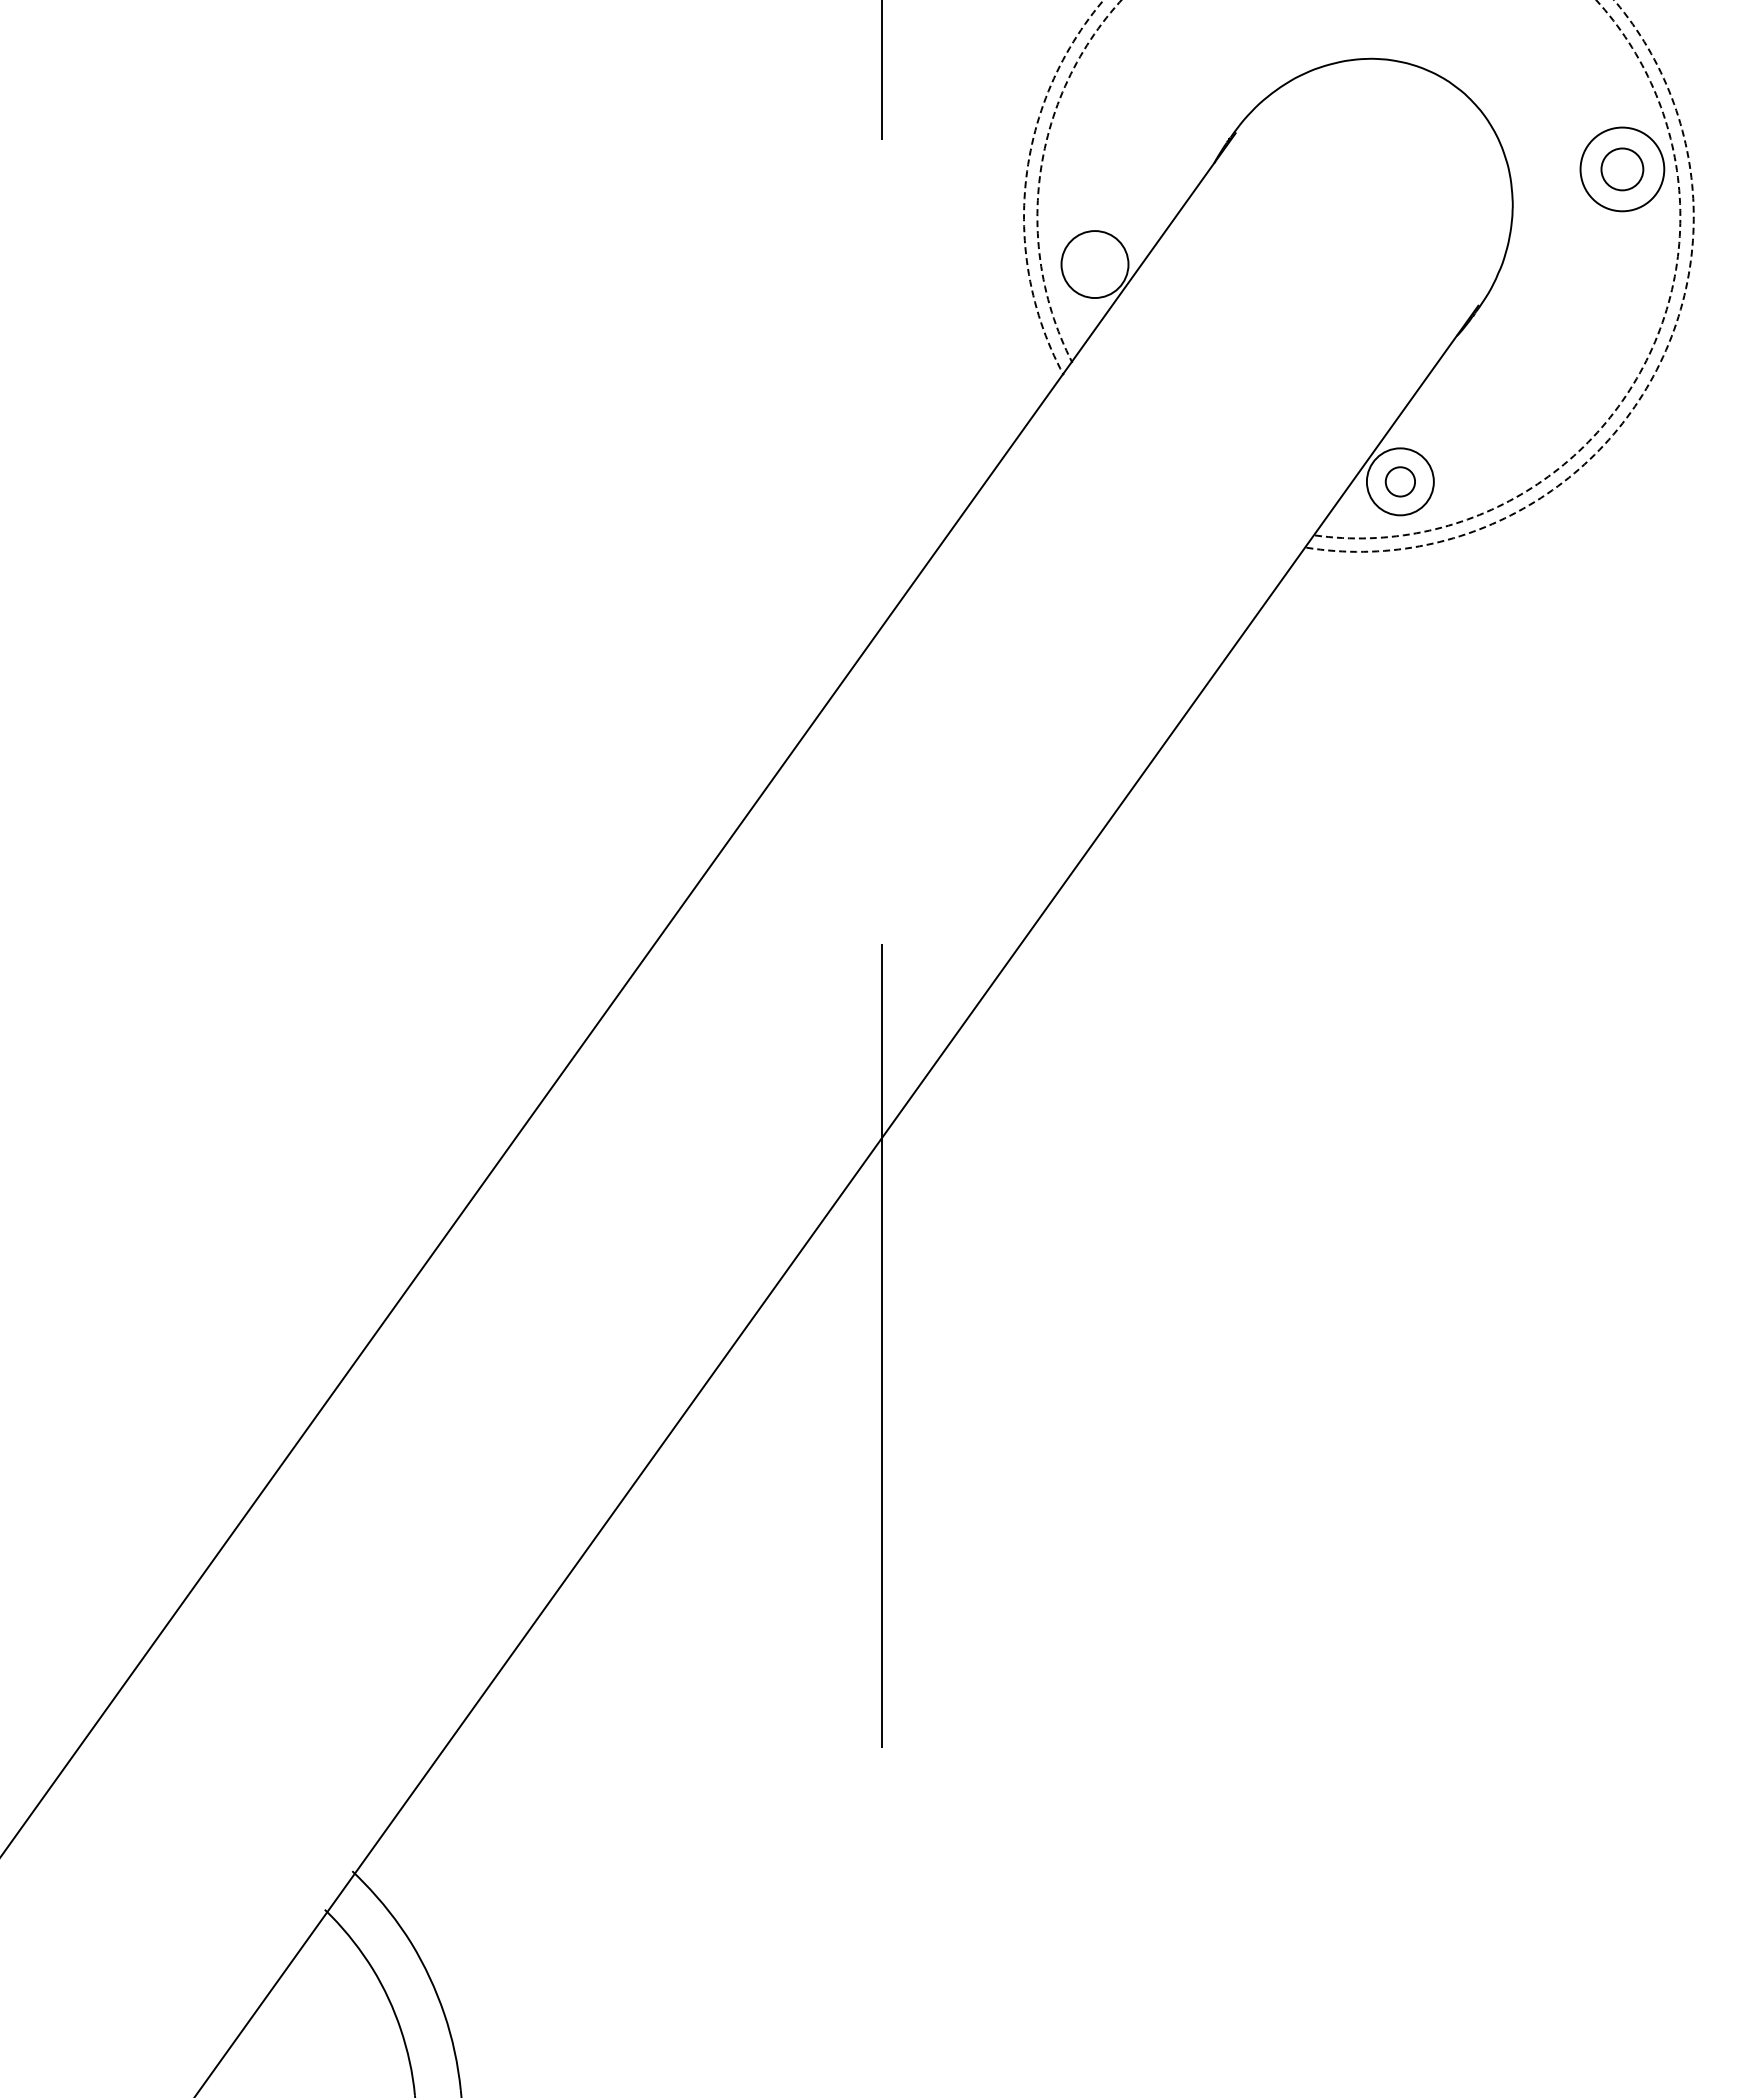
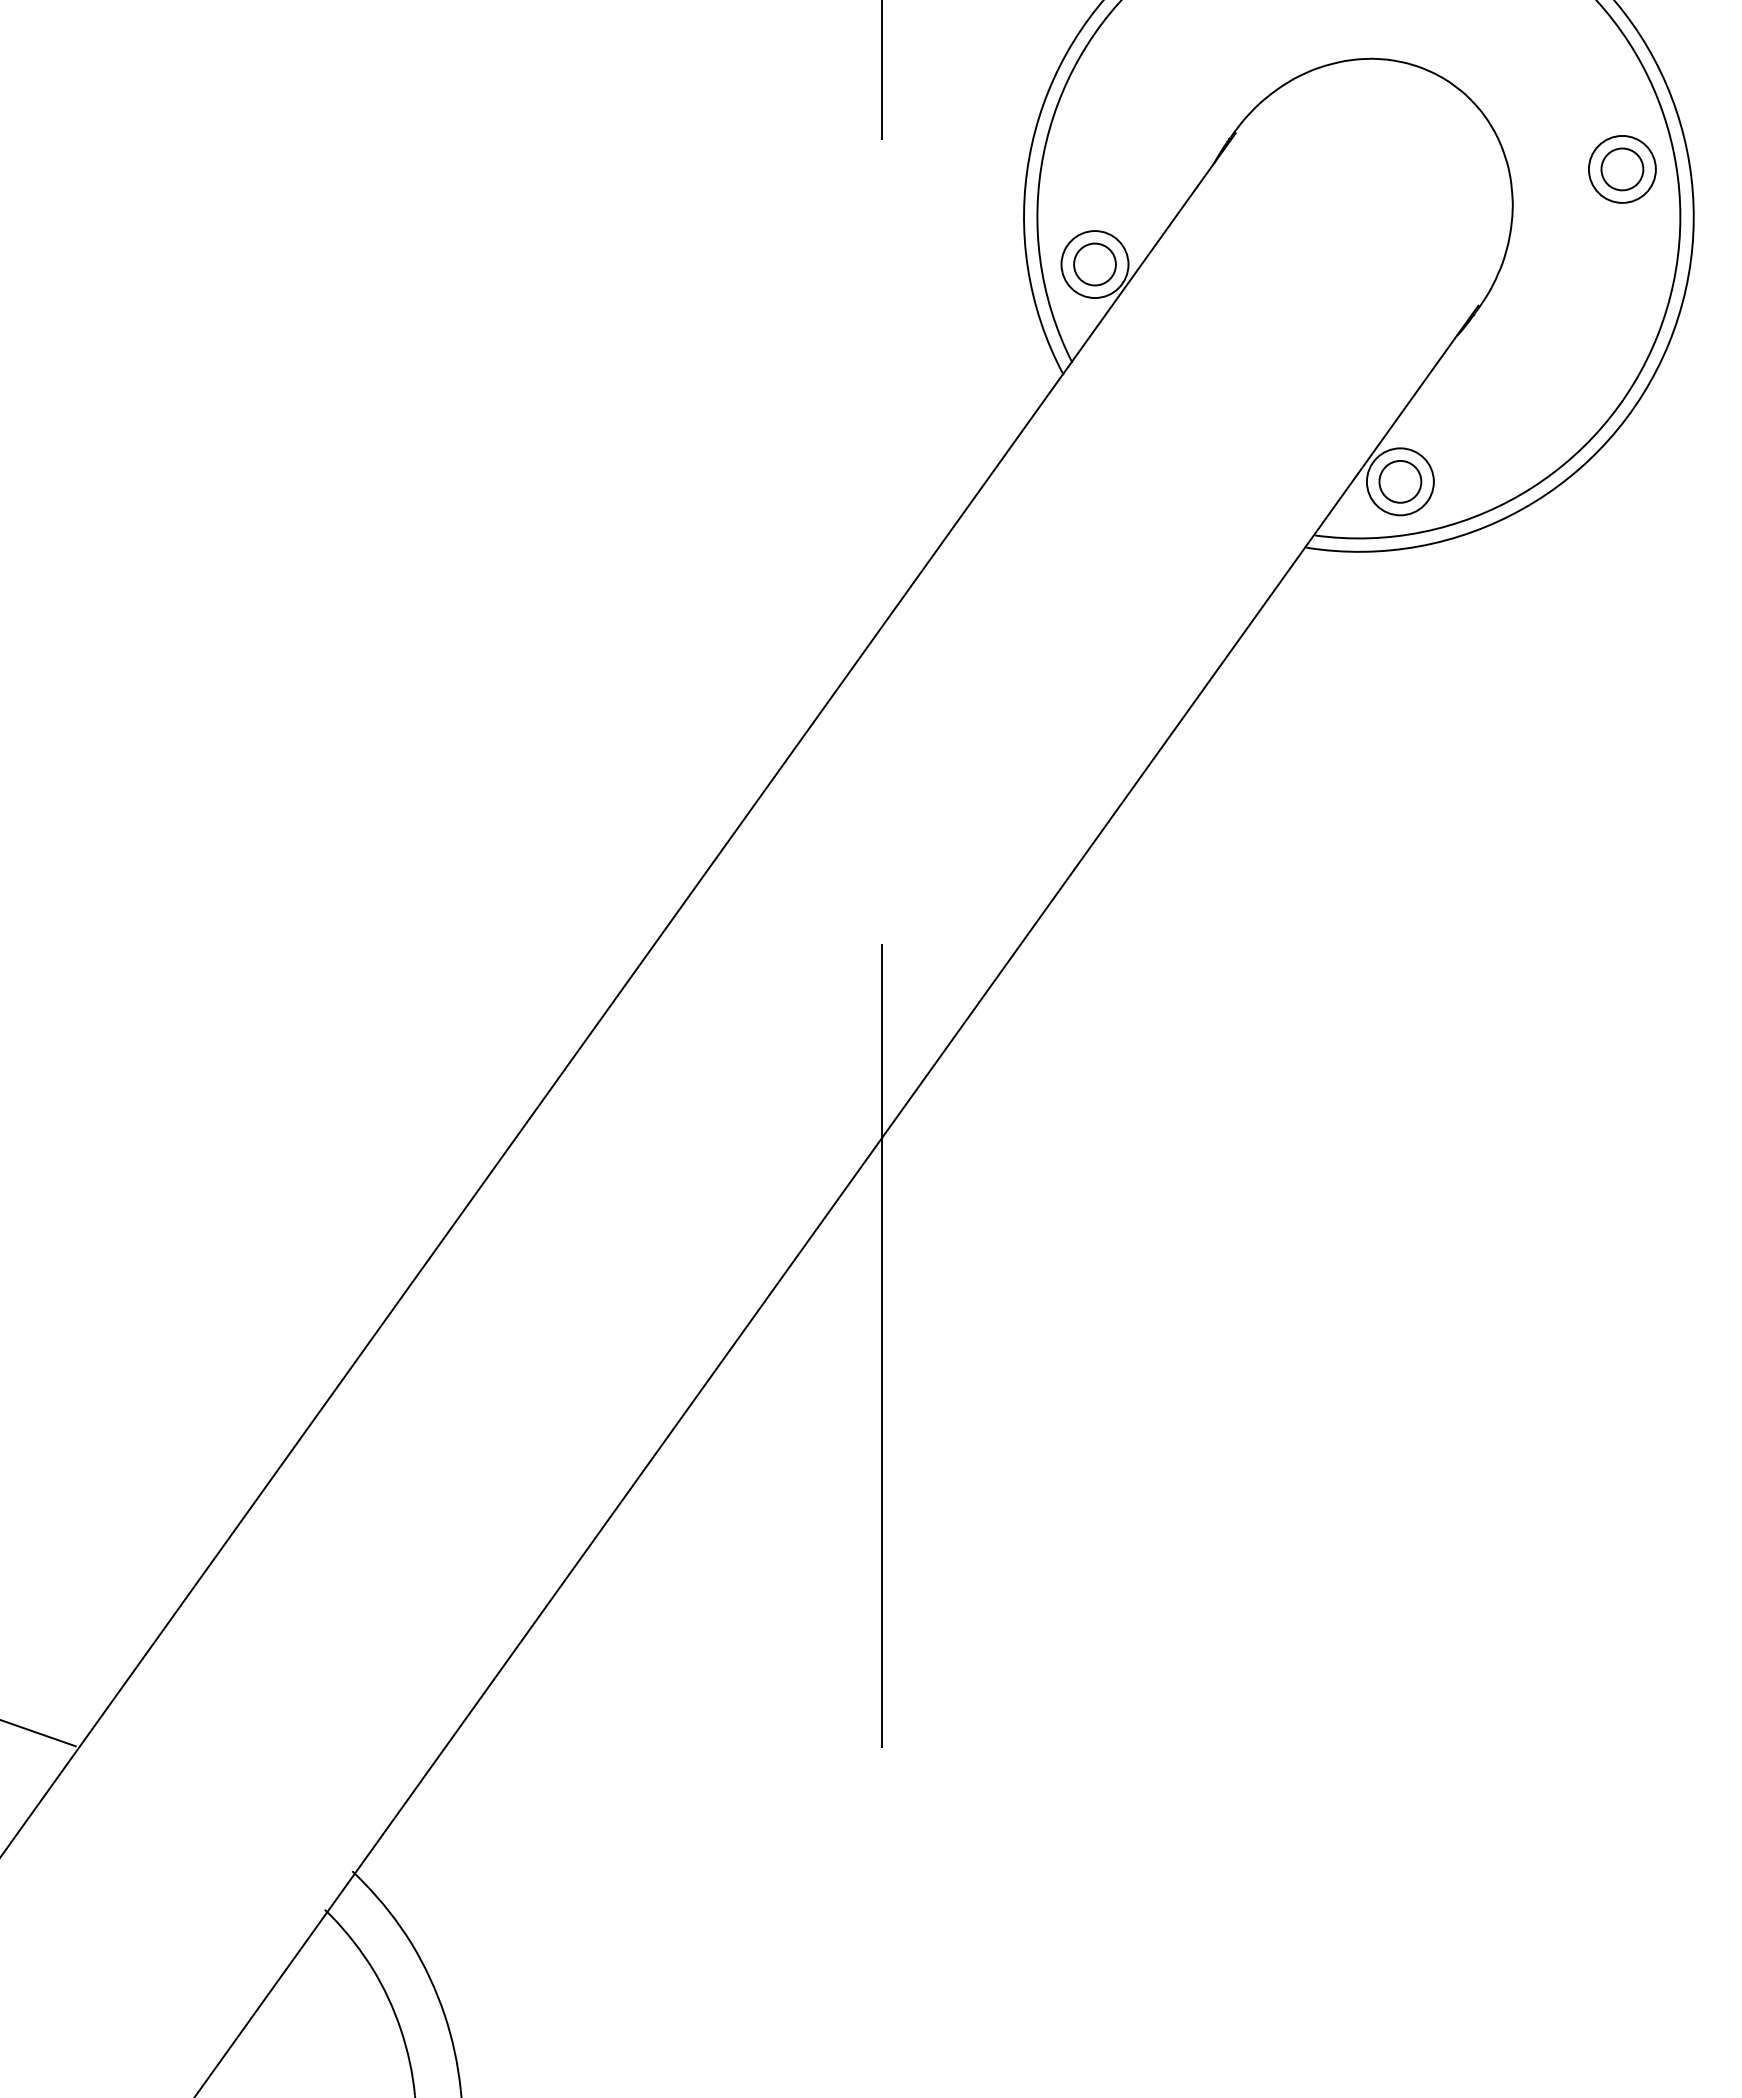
circle diameter: 84 px -> 67 px (1621, 168)
arc: dashed -> solid (1677, 175)
arc: dashed -> solid (1692, 190)
circle: none -> present (1094, 264)
circle size: 32x32 px -> 45x44 px (1400, 481)
line: none -> present (38, 1733)
